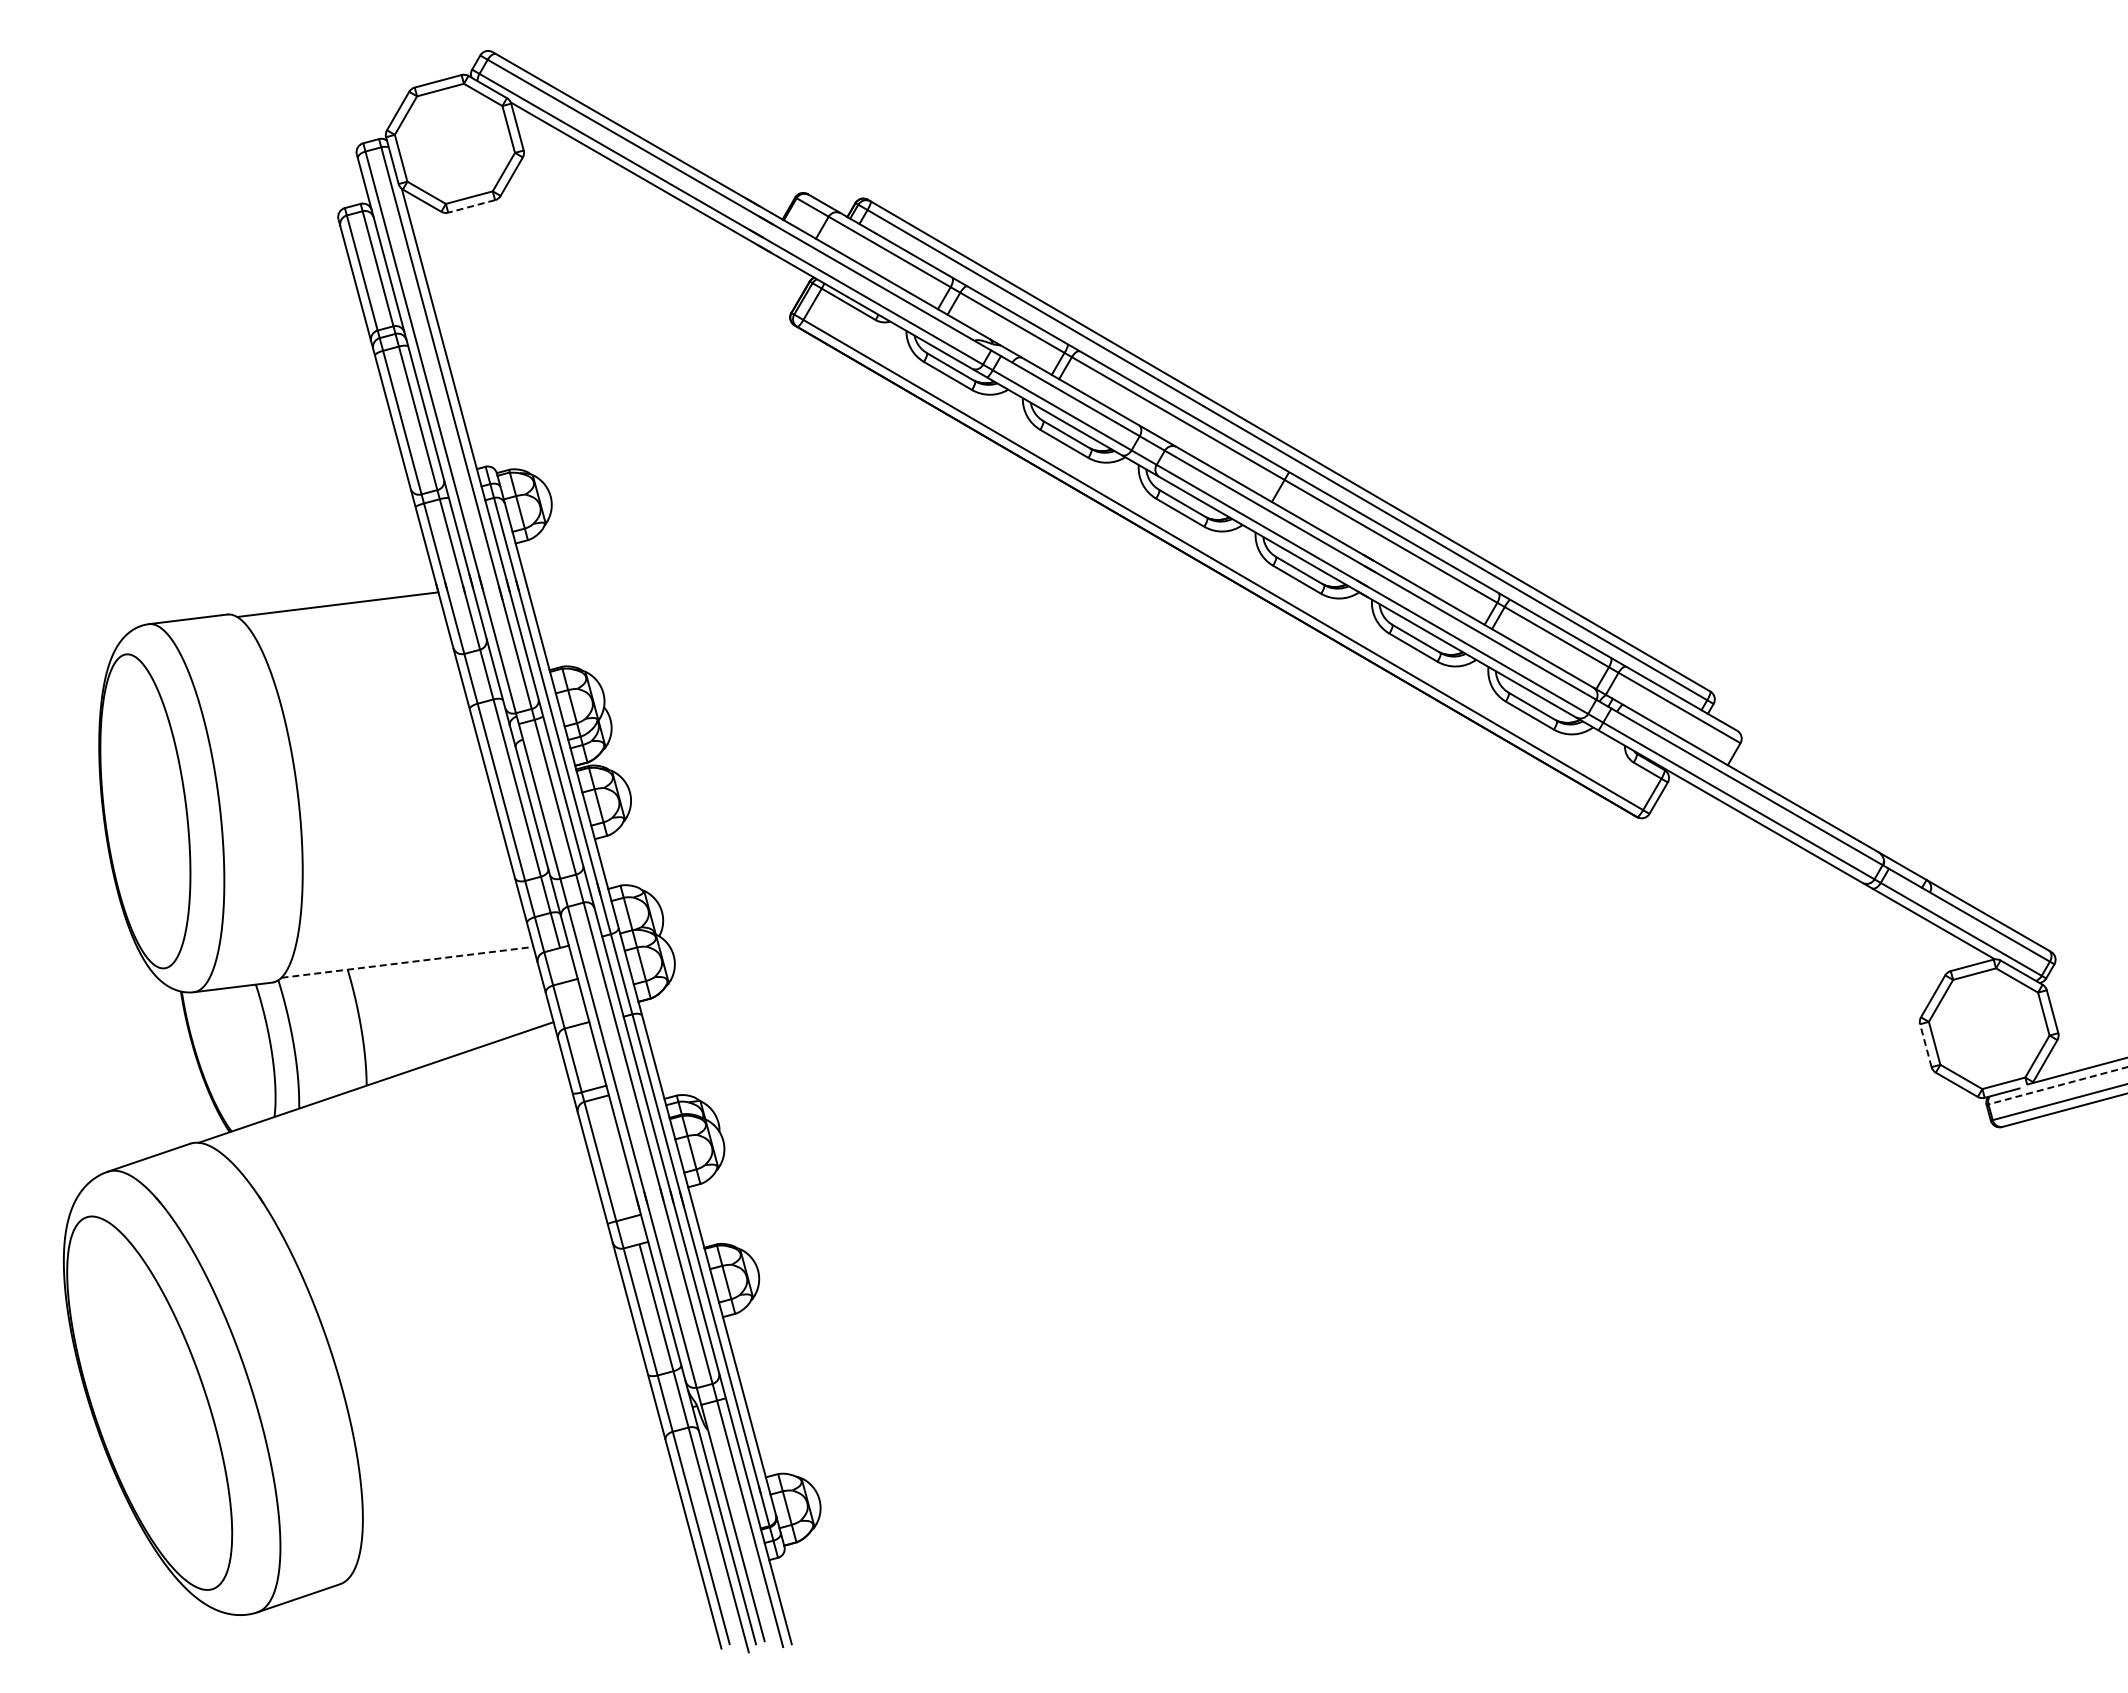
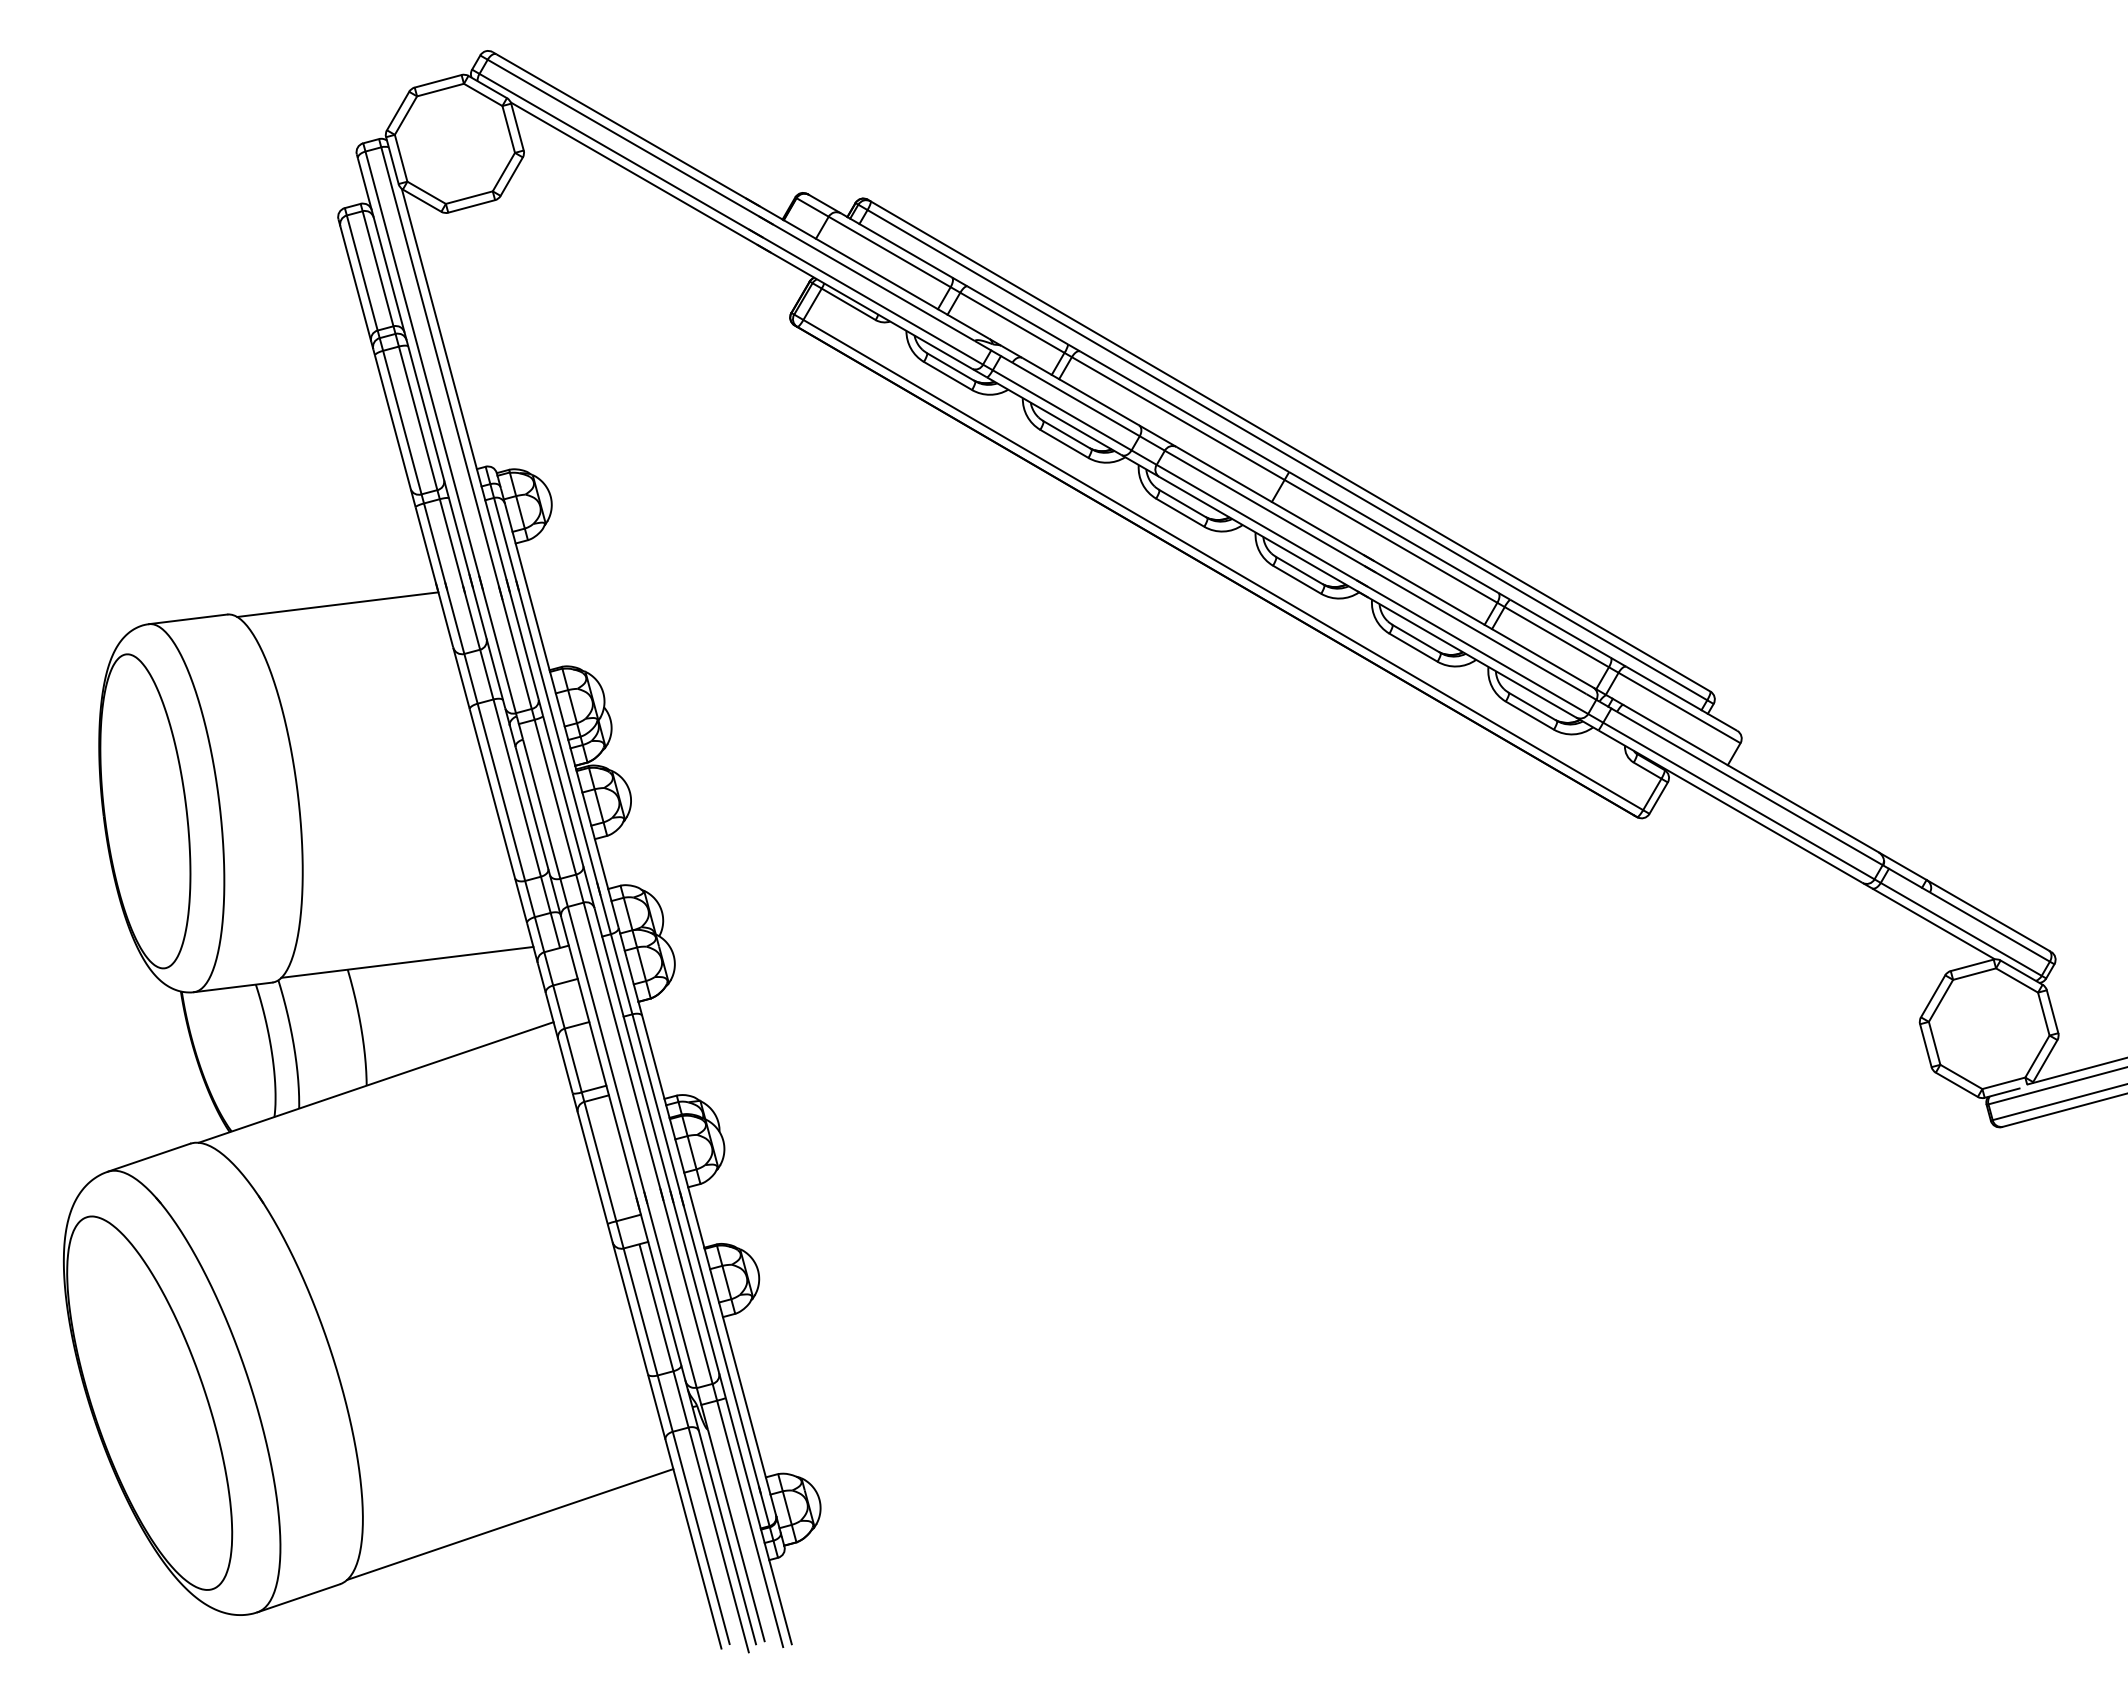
line: dashed -> solid (471, 206)
line: dashed -> solid (407, 962)
line: dashed -> solid (1925, 1045)
line: dashed -> solid (2058, 1085)
line: none -> present (510, 1524)
